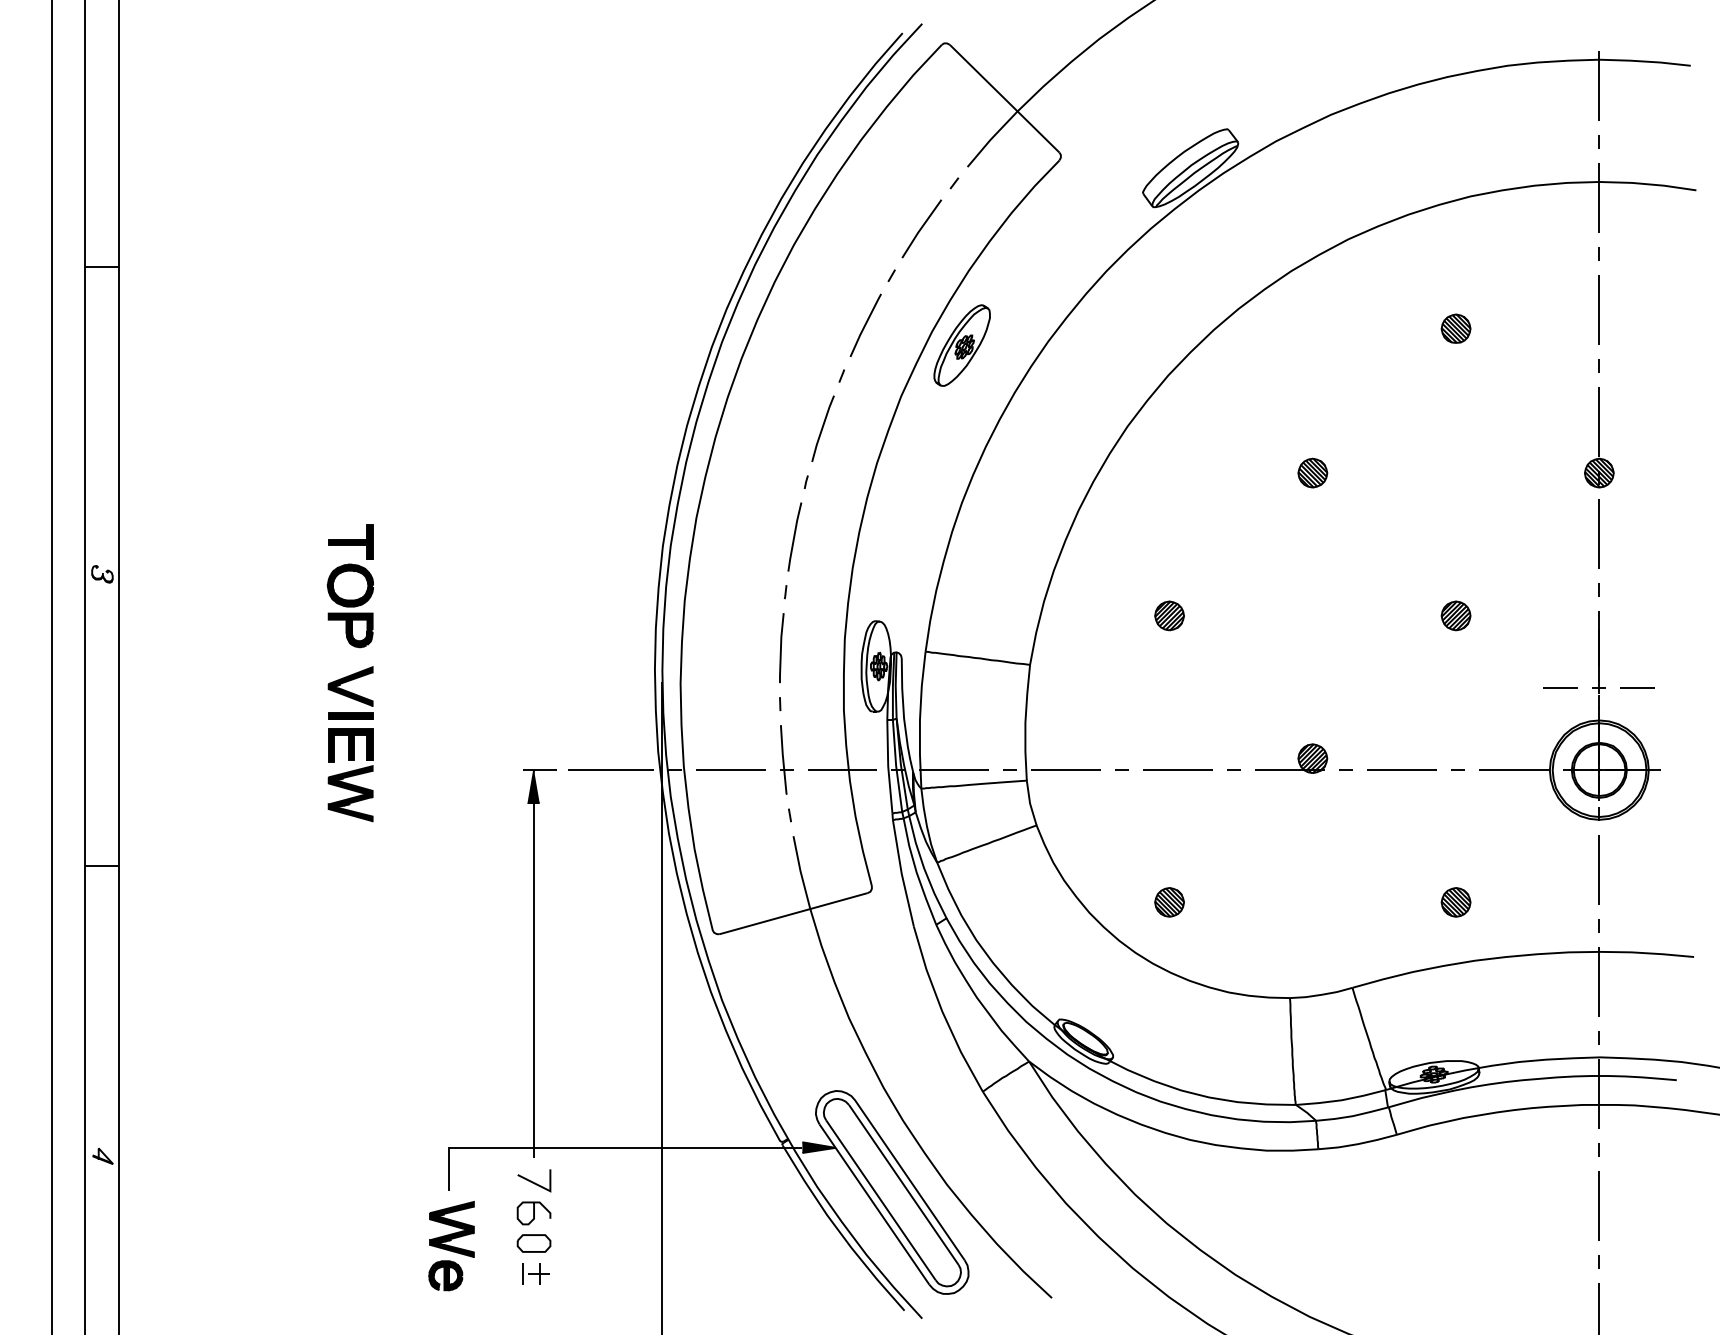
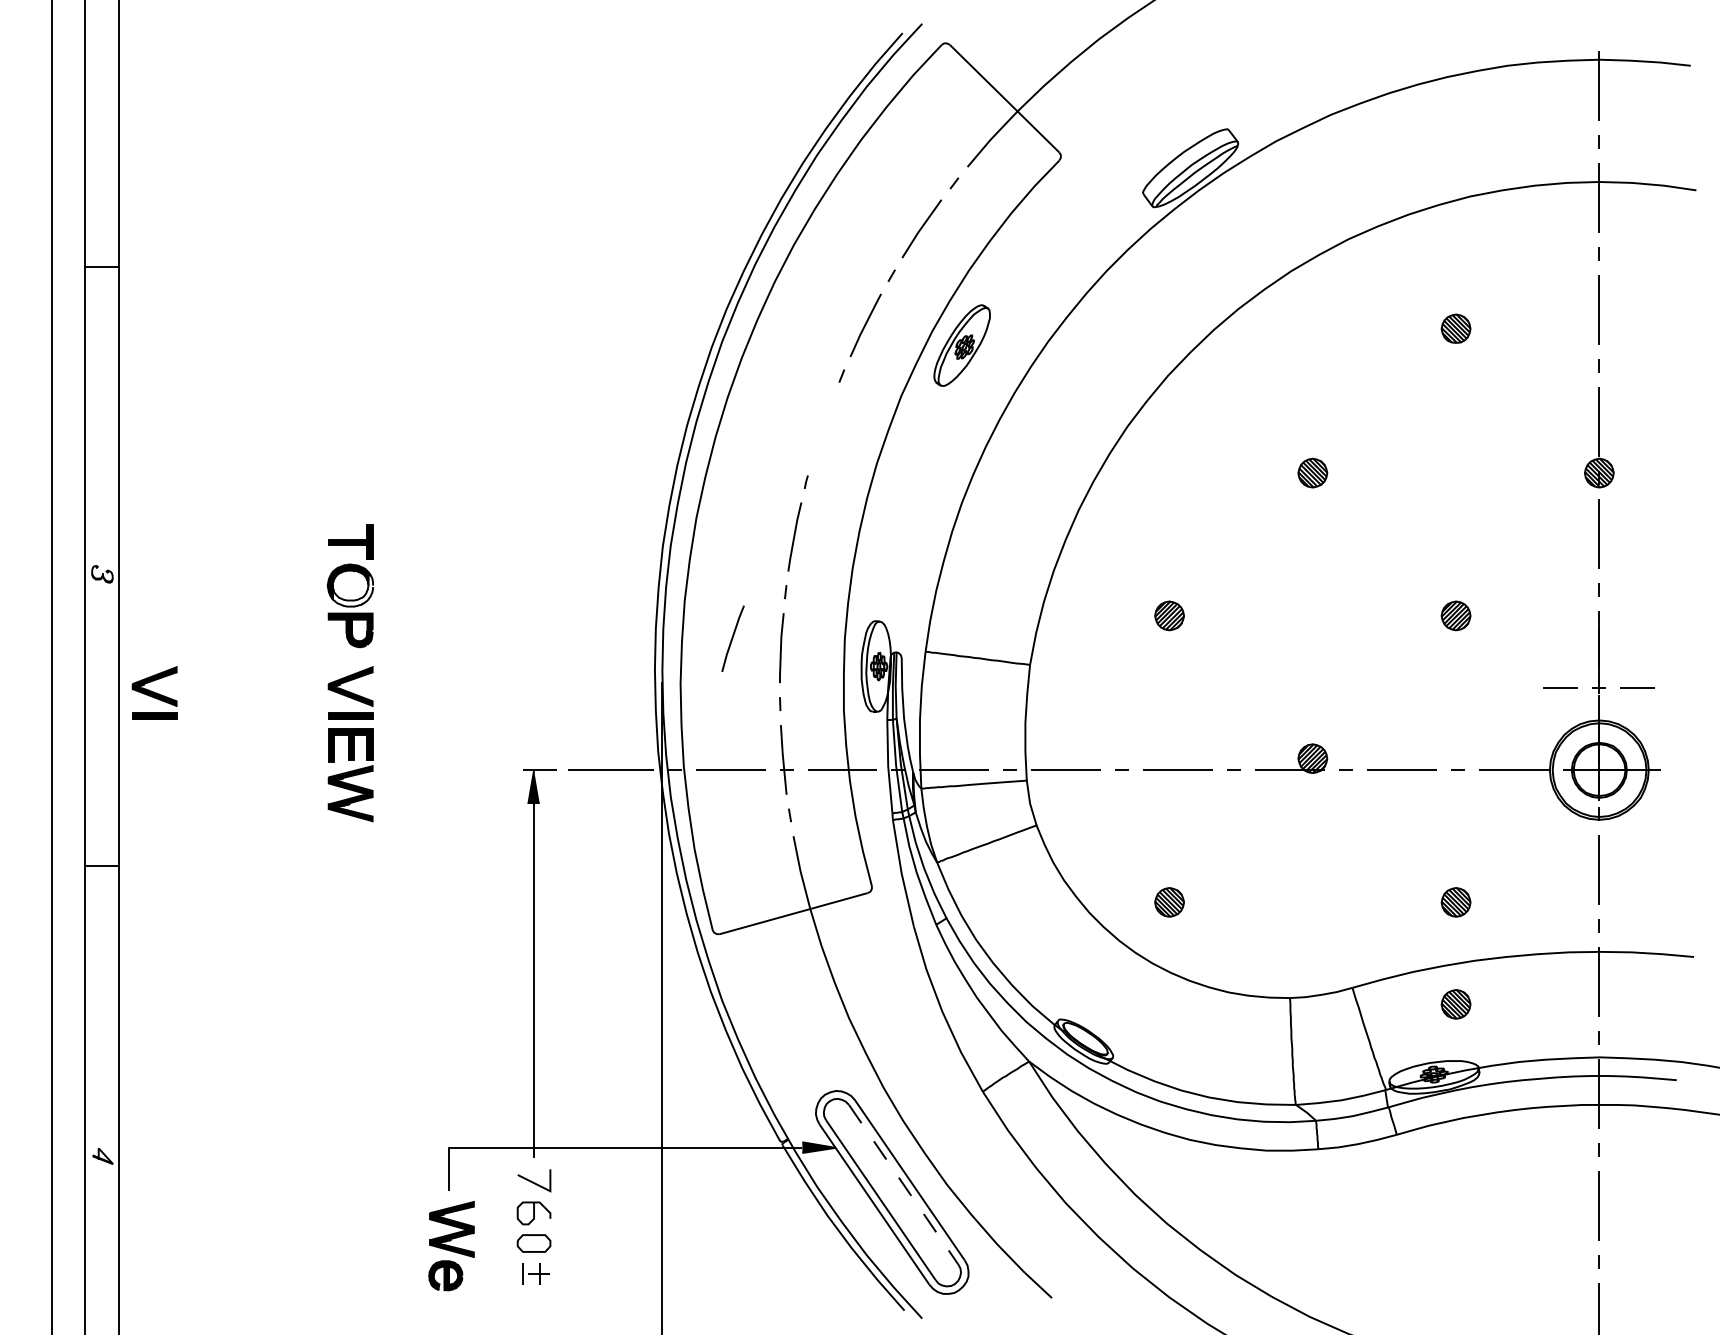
line position: (822, 428) -> (732, 638) (732, 638)
fill: present -> none (352, 589)
part: none -> present (154, 692)
part: none -> present (1455, 1004)
line: solid -> dashed (904, 1185)
